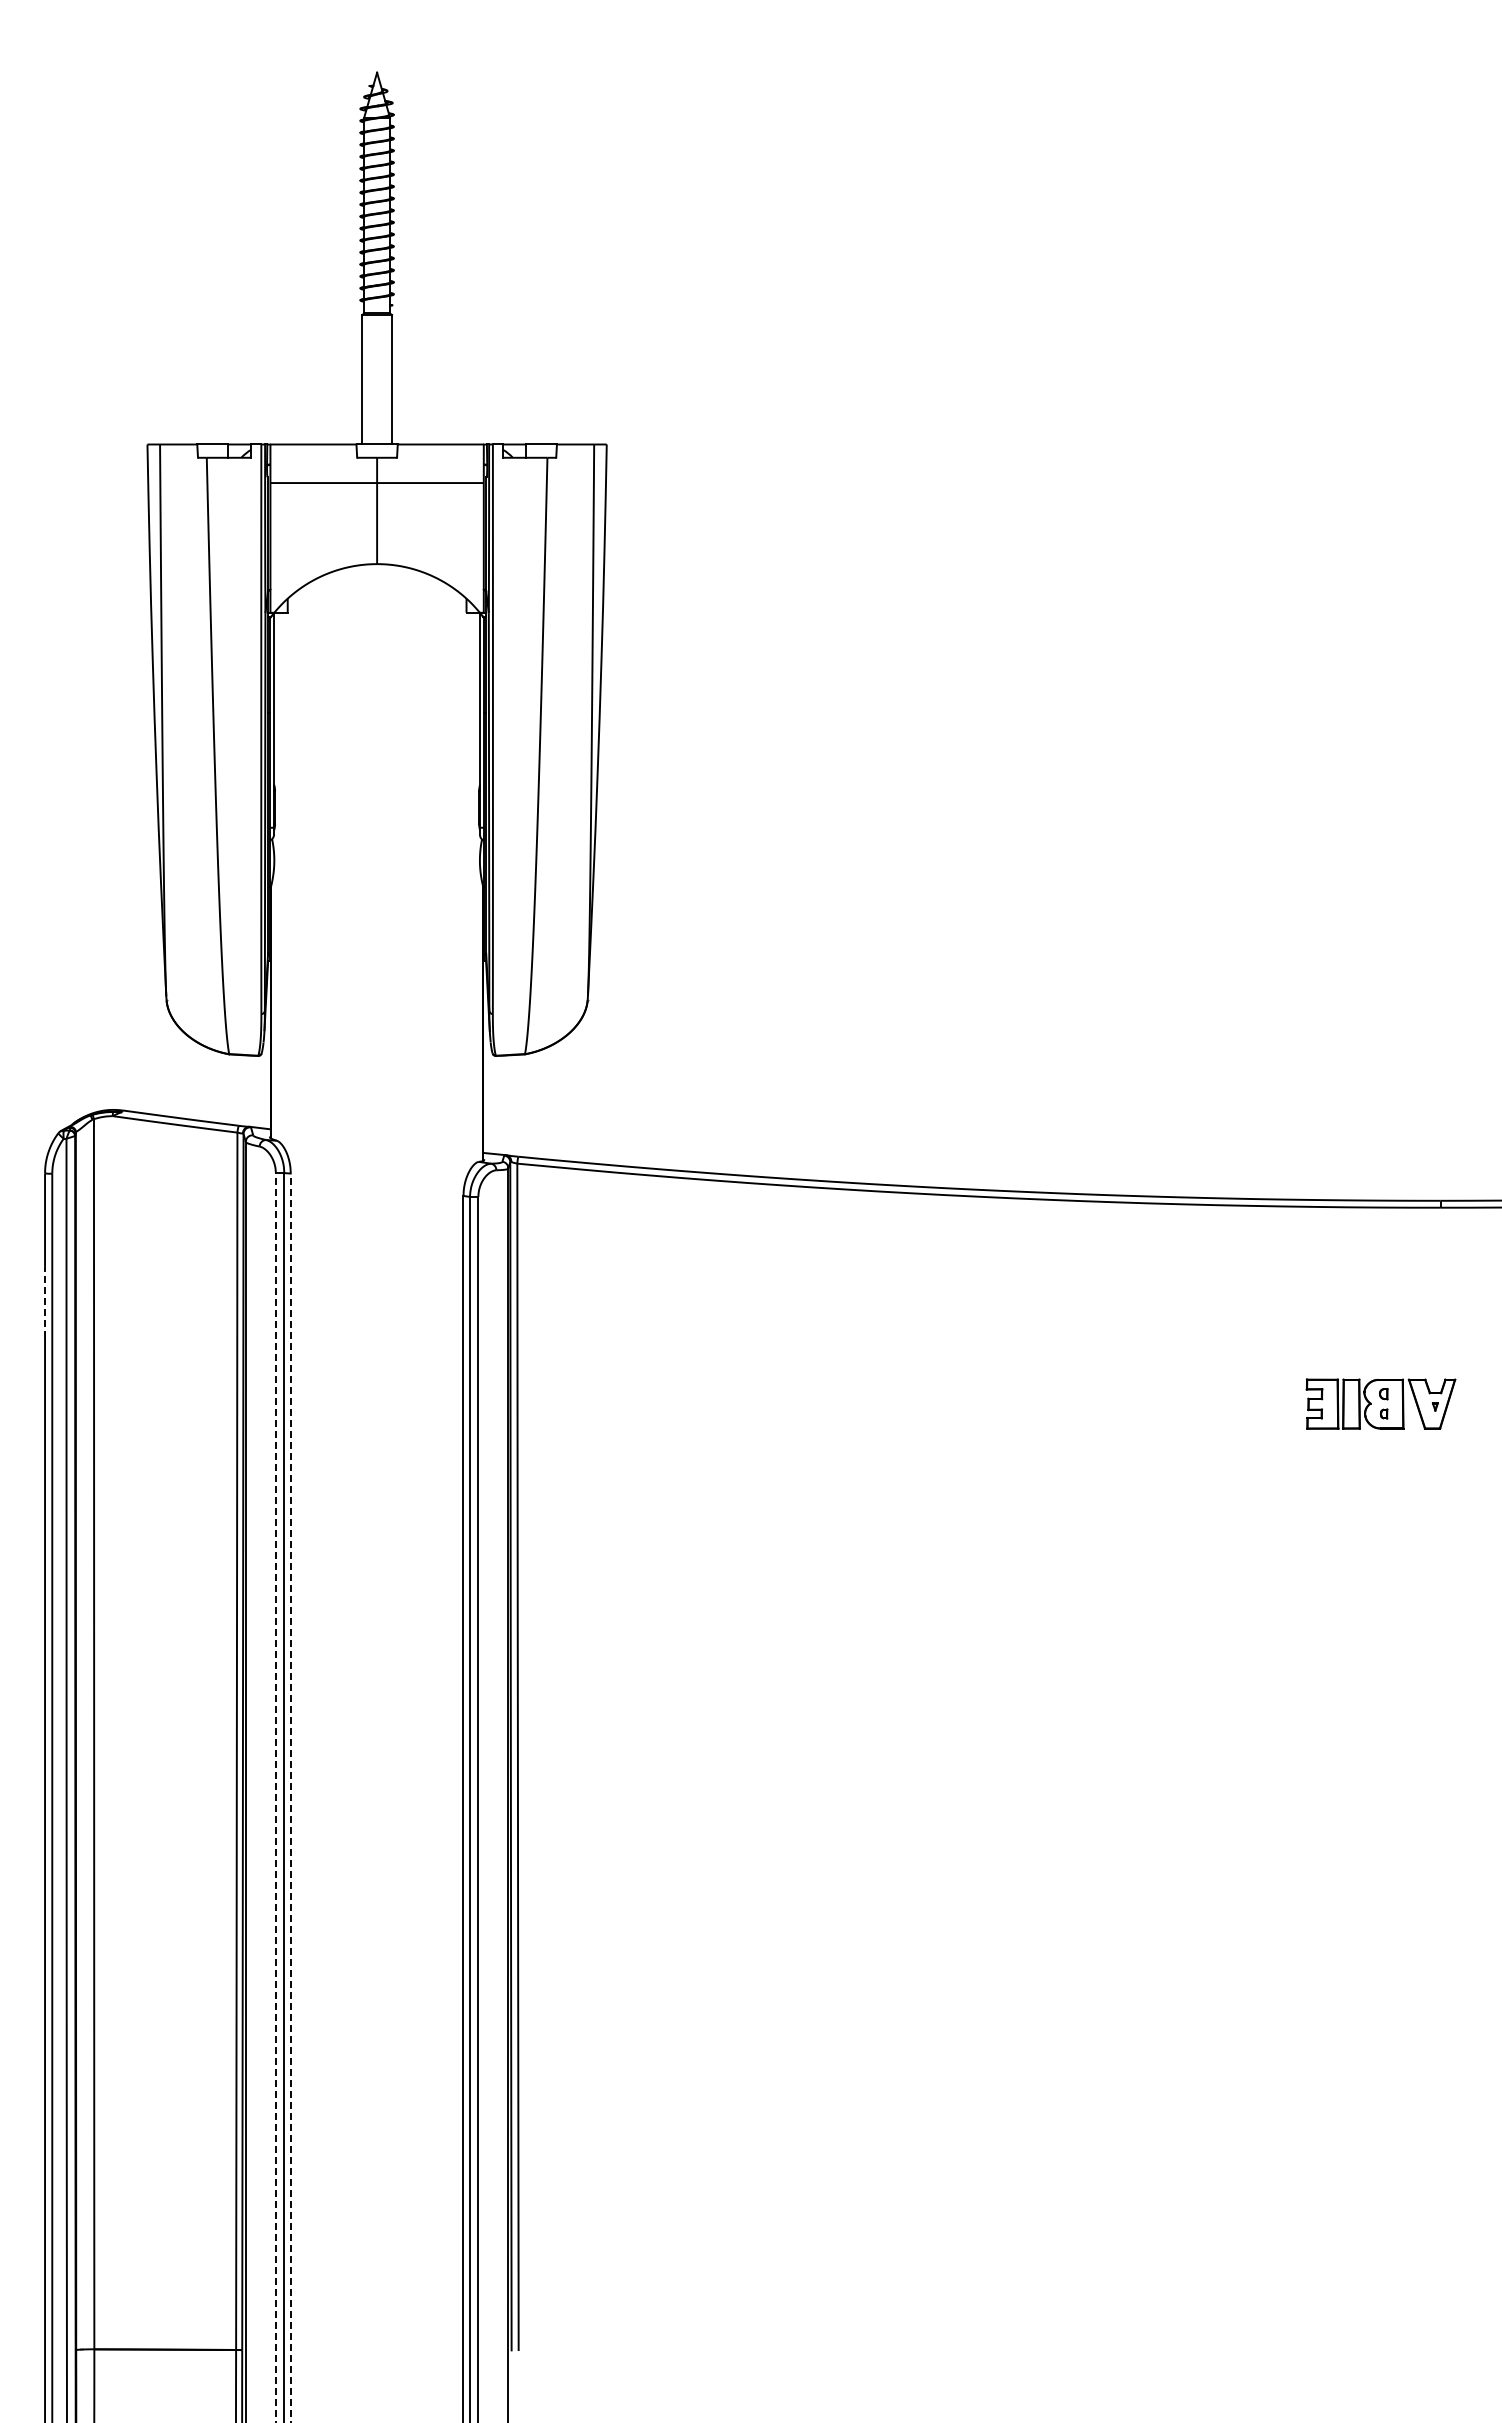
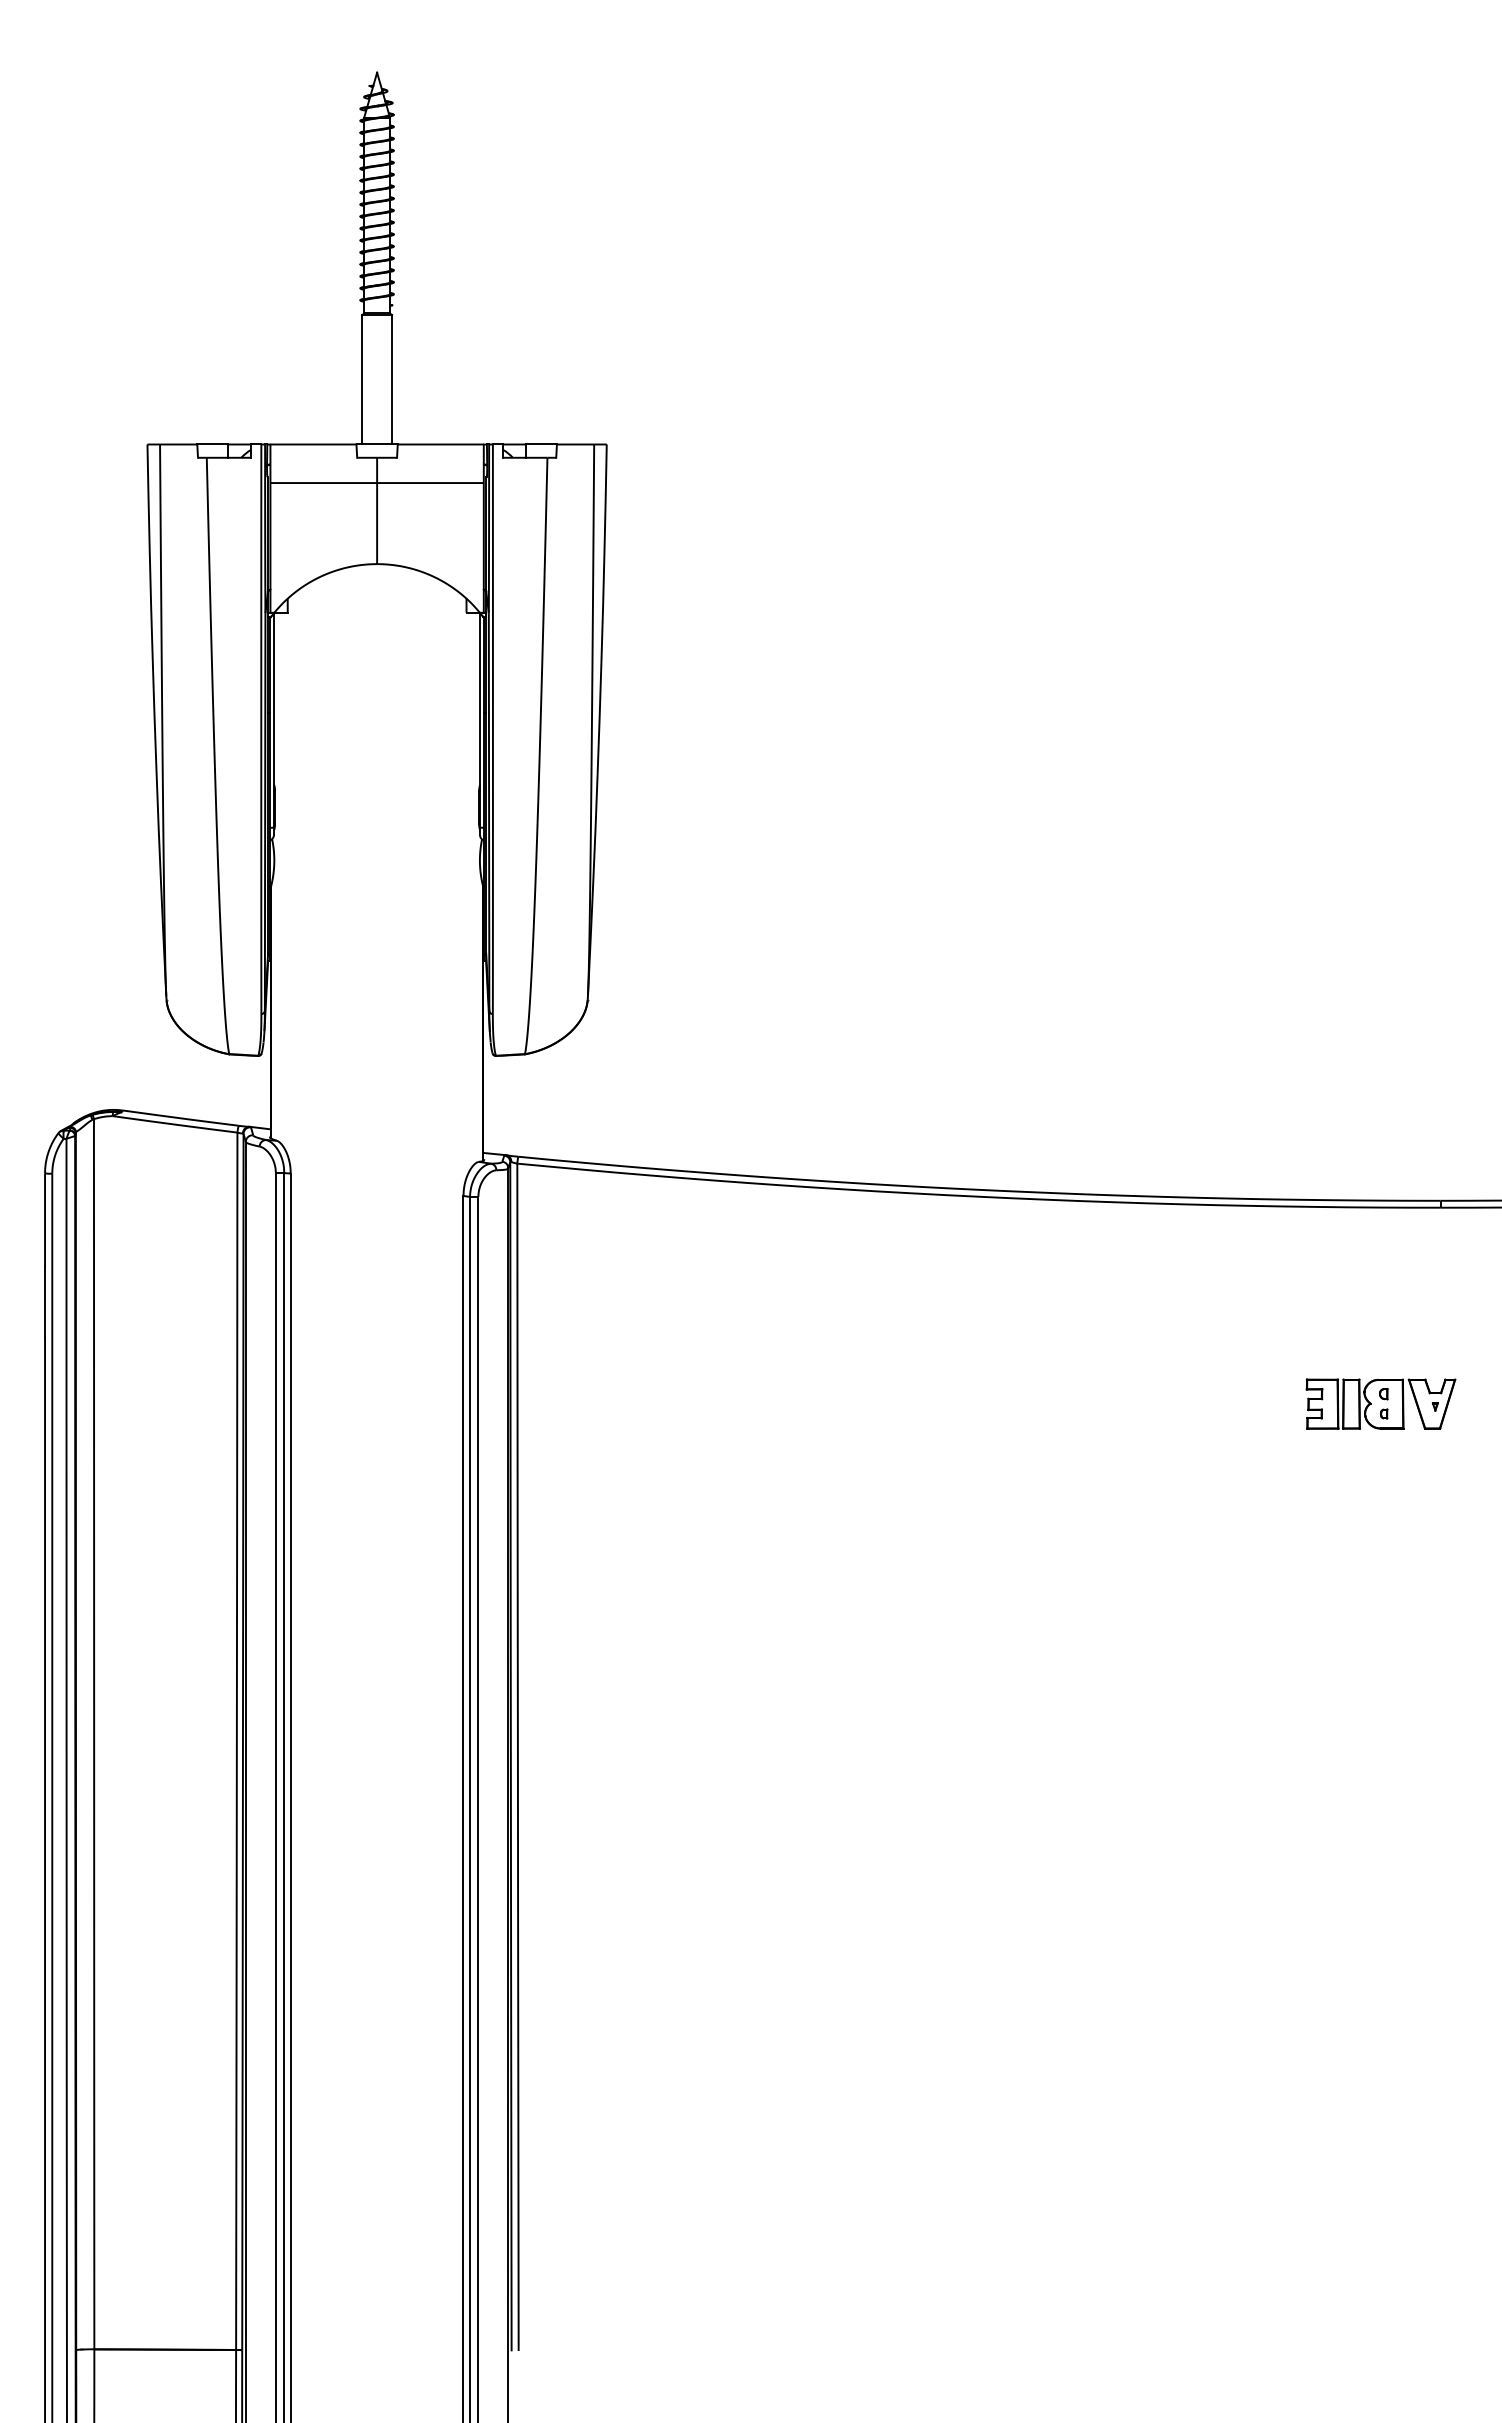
line: dashed -> solid (45, 1301)
line: dashed -> solid (275, 1797)
line: dashed -> solid (290, 1797)
